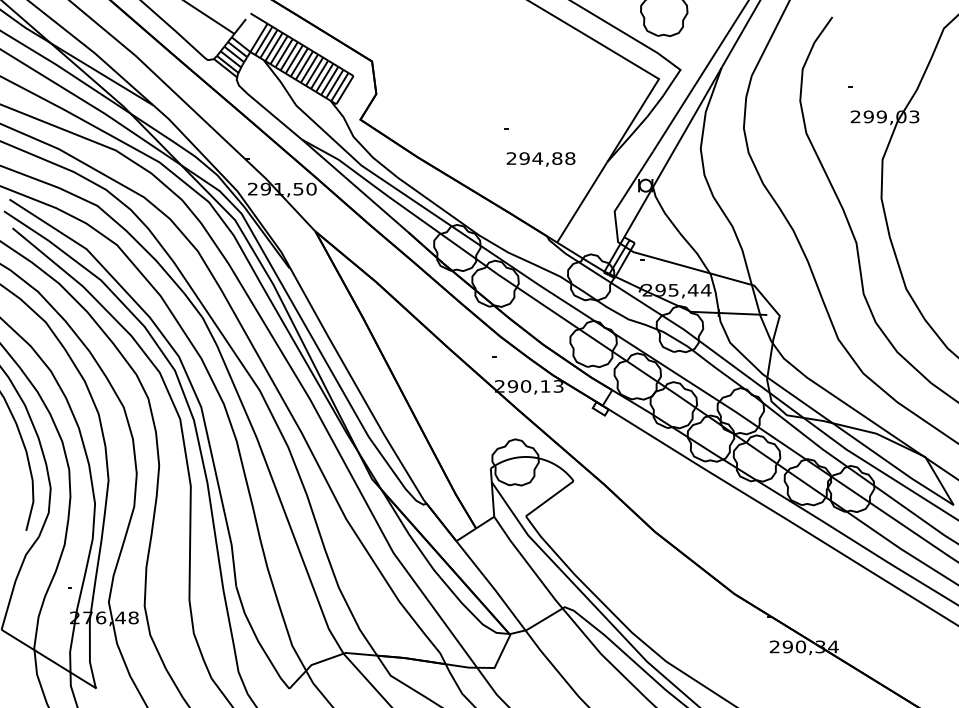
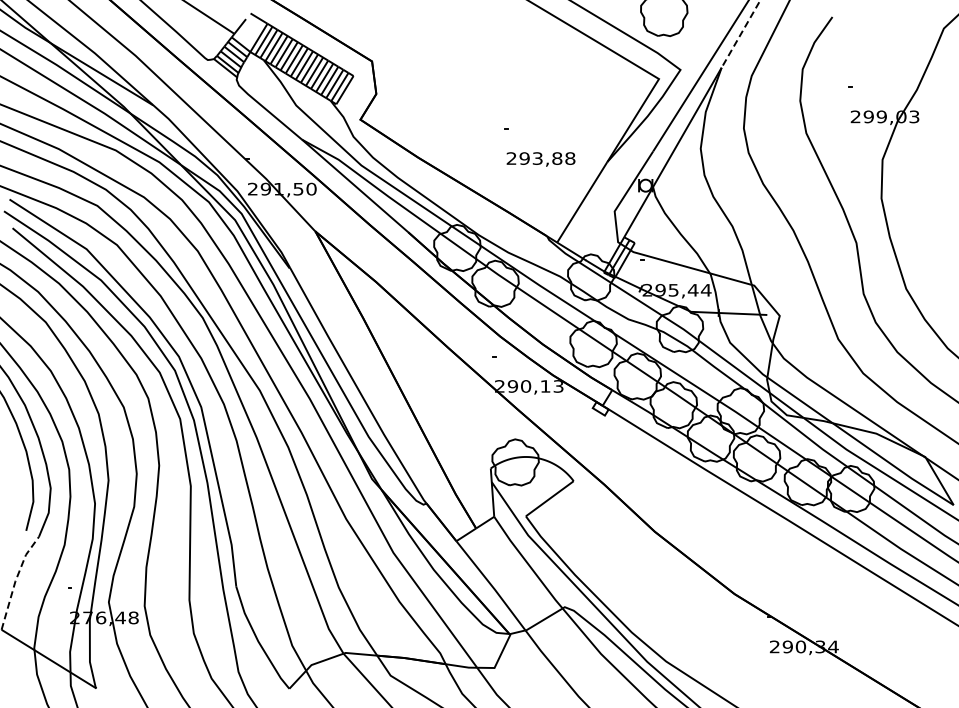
line: solid -> dashed (741, 33)
text: 294,88 -> 293,88 (537, 158)
line: solid -> dashed (15, 580)
